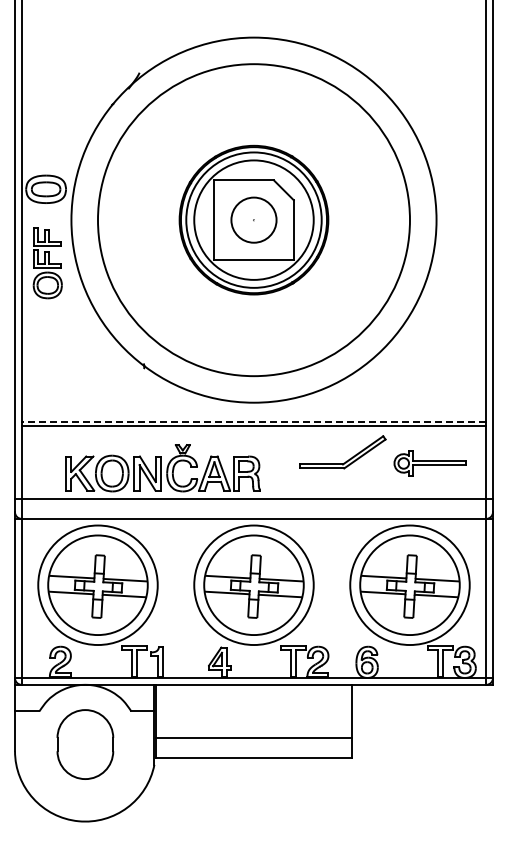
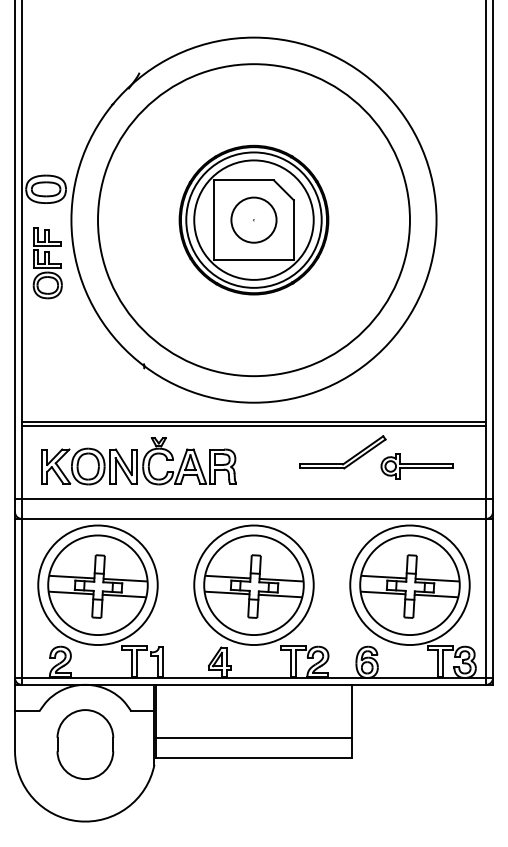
line: dashed -> solid (253, 421)
part position: (429, 463) -> (416, 466) (416, 466)
part position: (162, 468) -> (138, 461) (138, 461)
